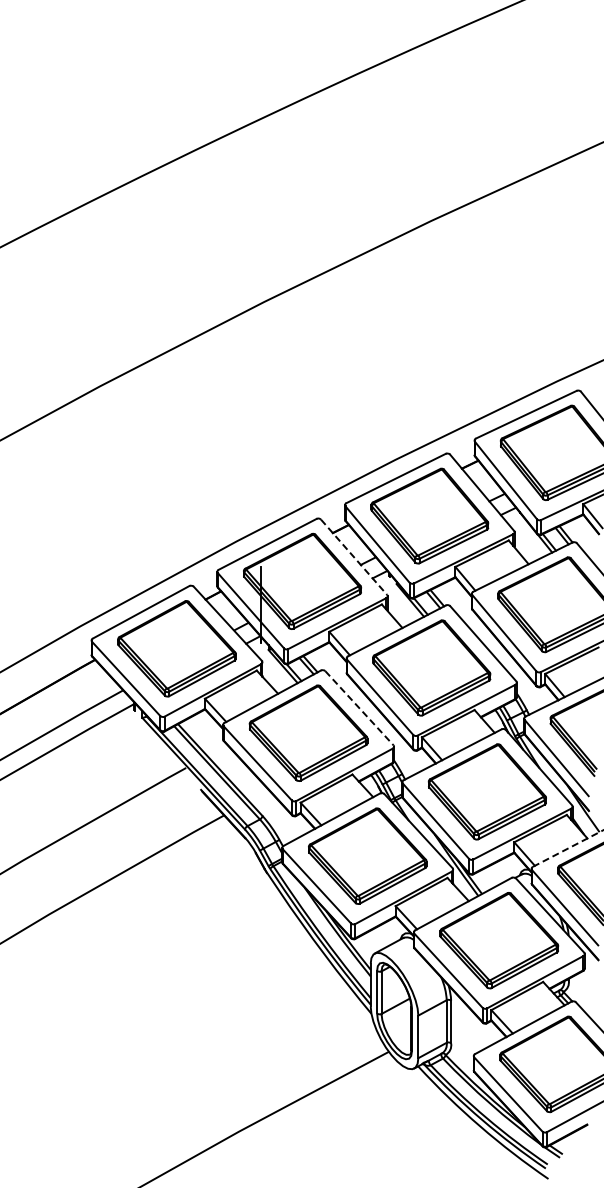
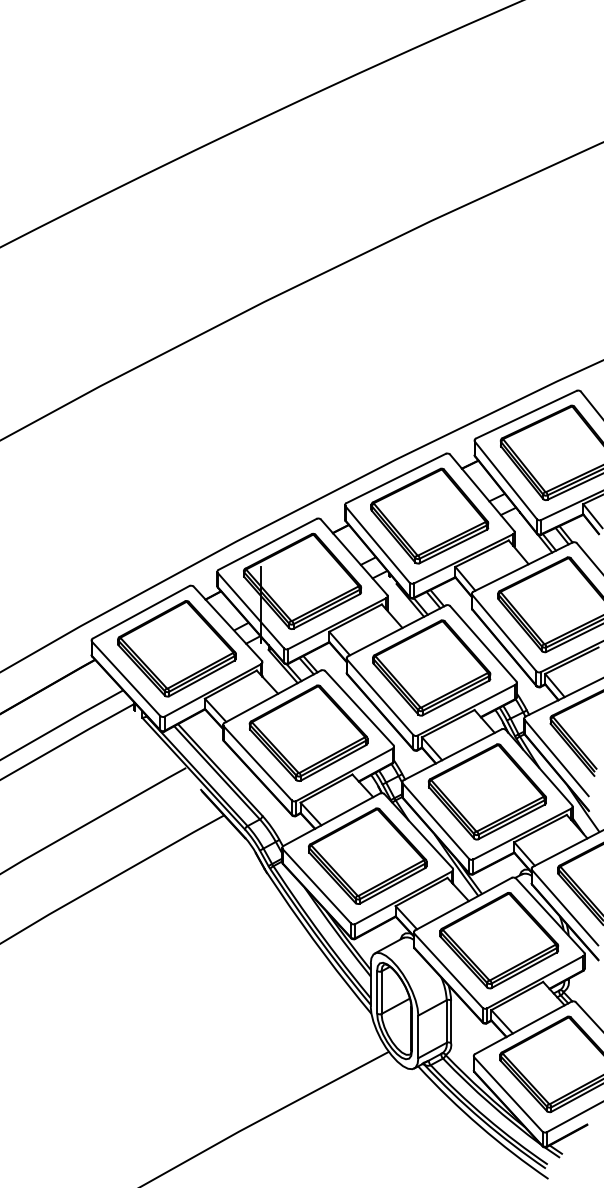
line: dashed -> solid (354, 557)
line: dashed -> solid (359, 708)
line: dashed -> solid (568, 848)
